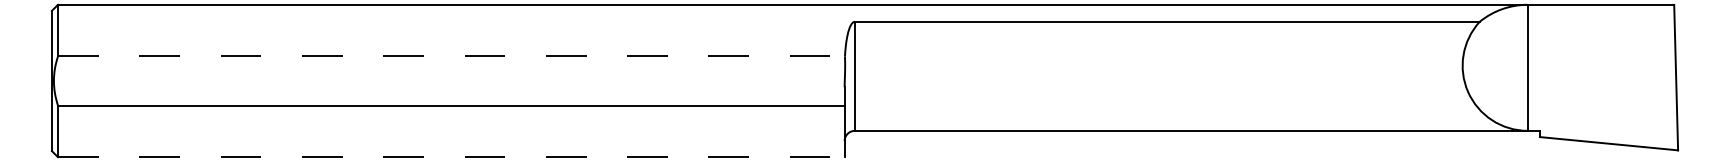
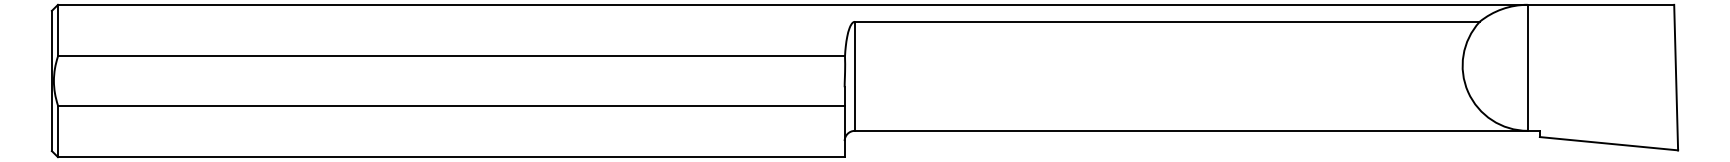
line: dashed -> solid (451, 56)
line: dashed -> solid (451, 157)
